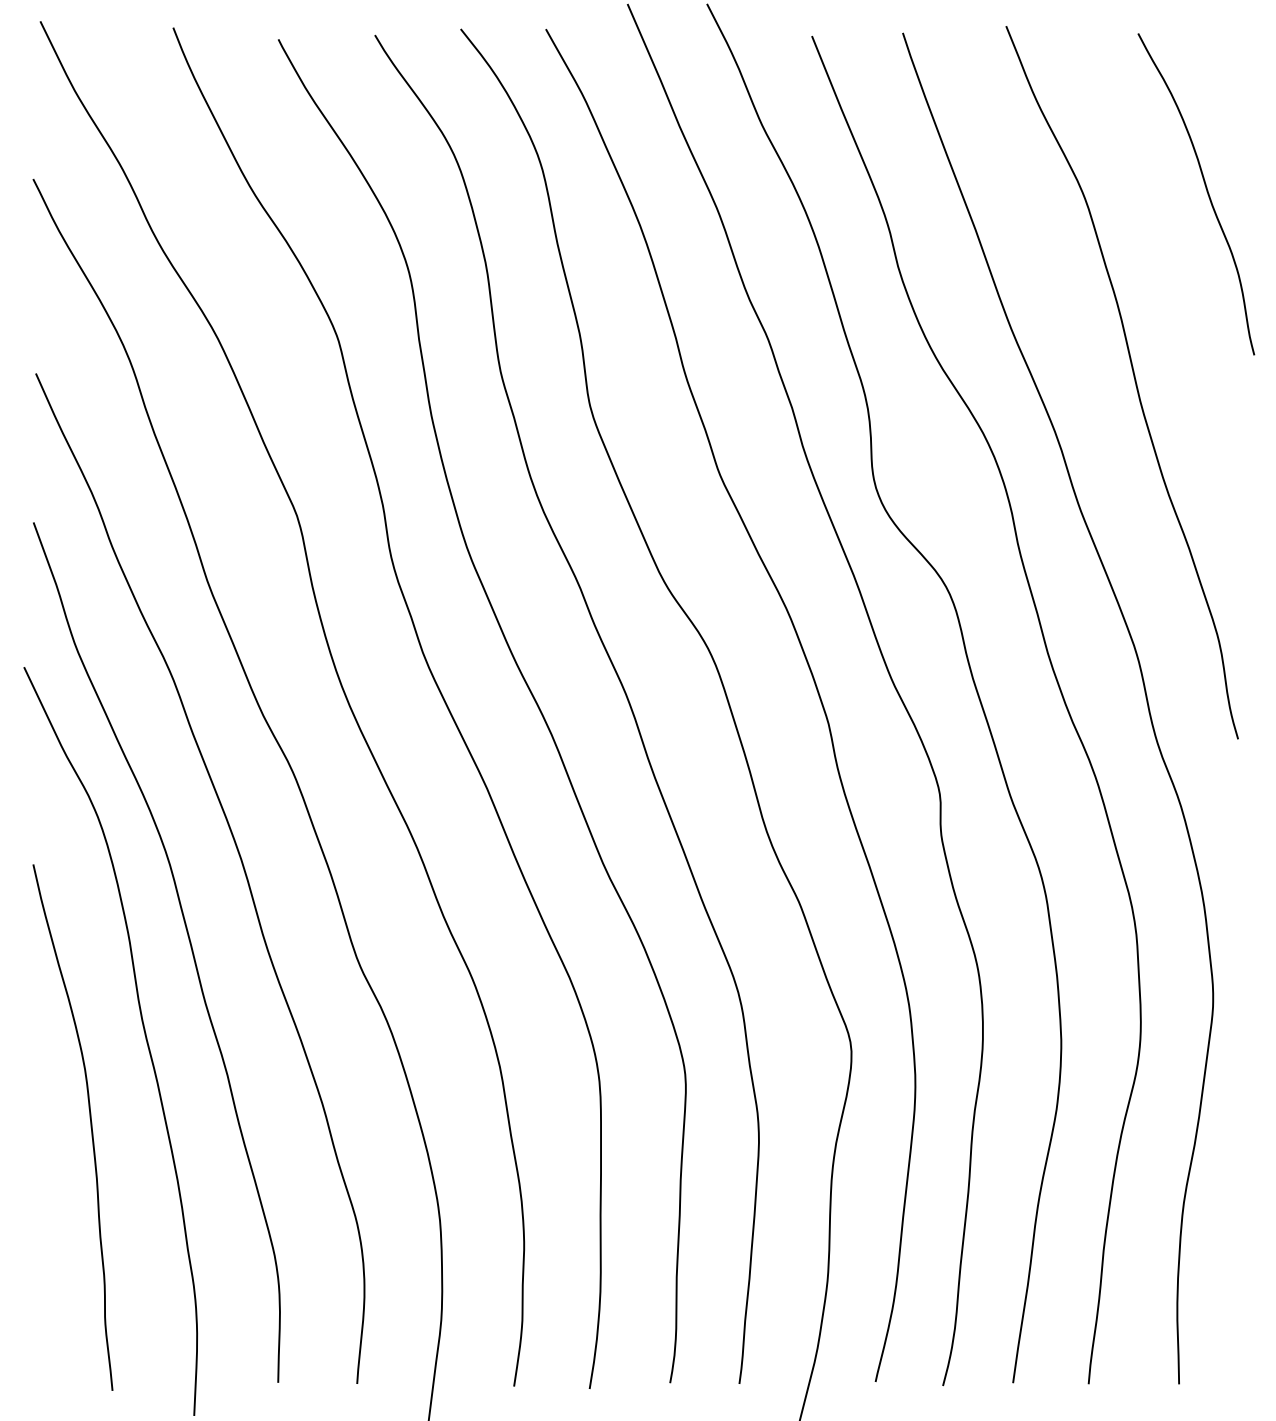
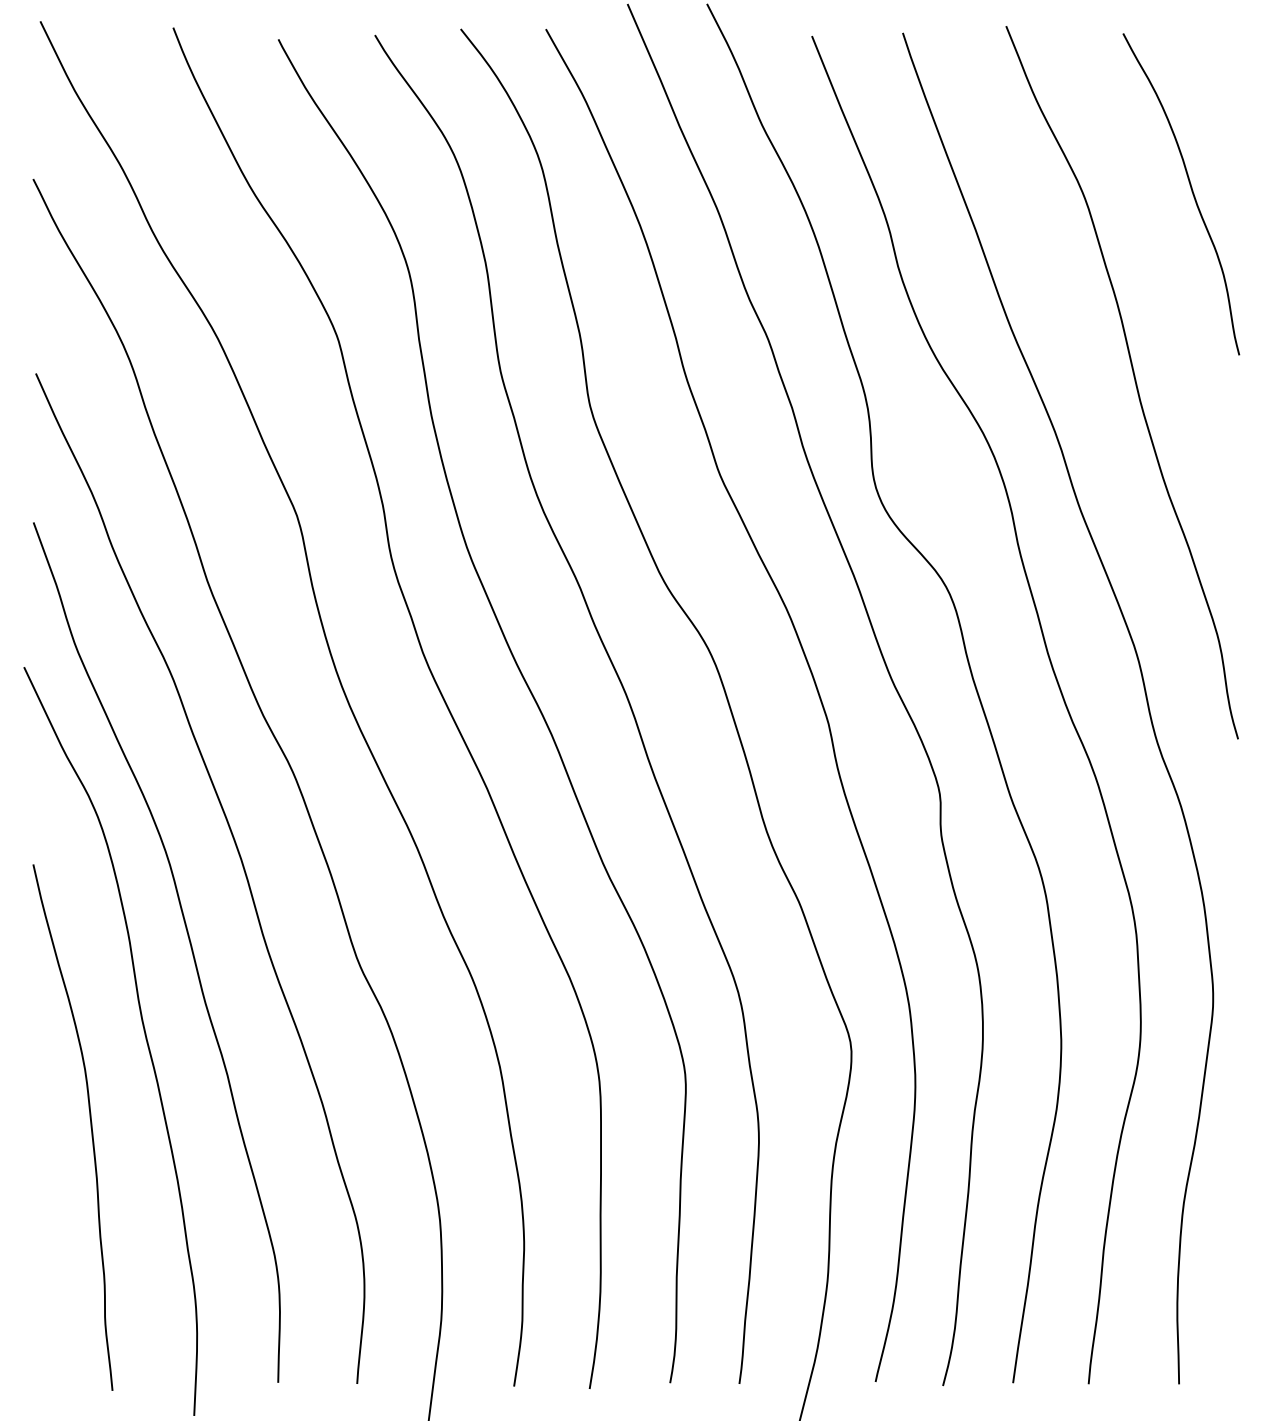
curve position: (1206, 191) -> (1191, 191) (1191, 191)
